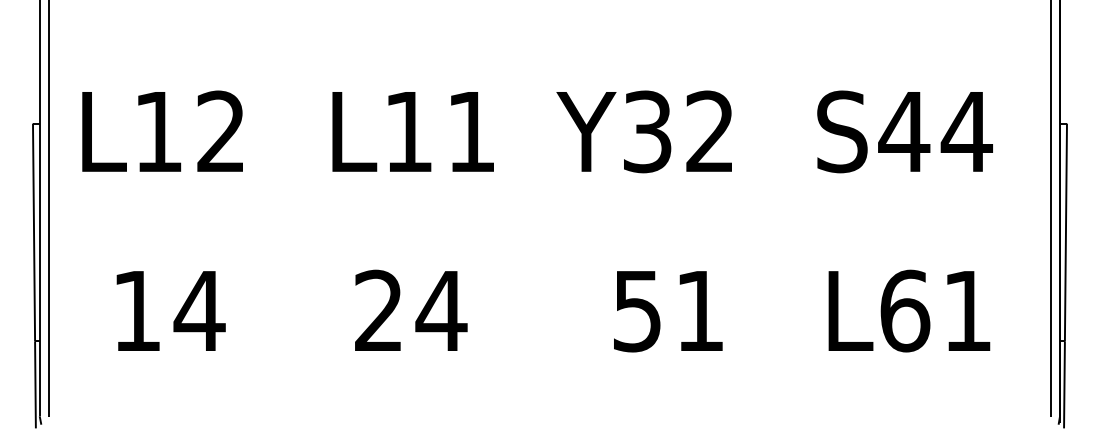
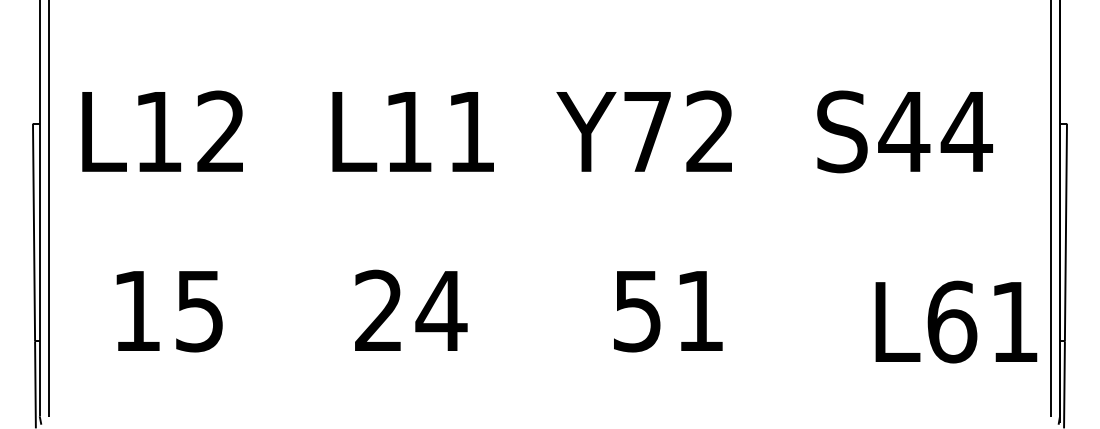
text: Y32 -> Y72 (647, 131)
text position: (909, 310) -> (956, 321) (956, 321)
text: 14 -> 15 (199, 311)
